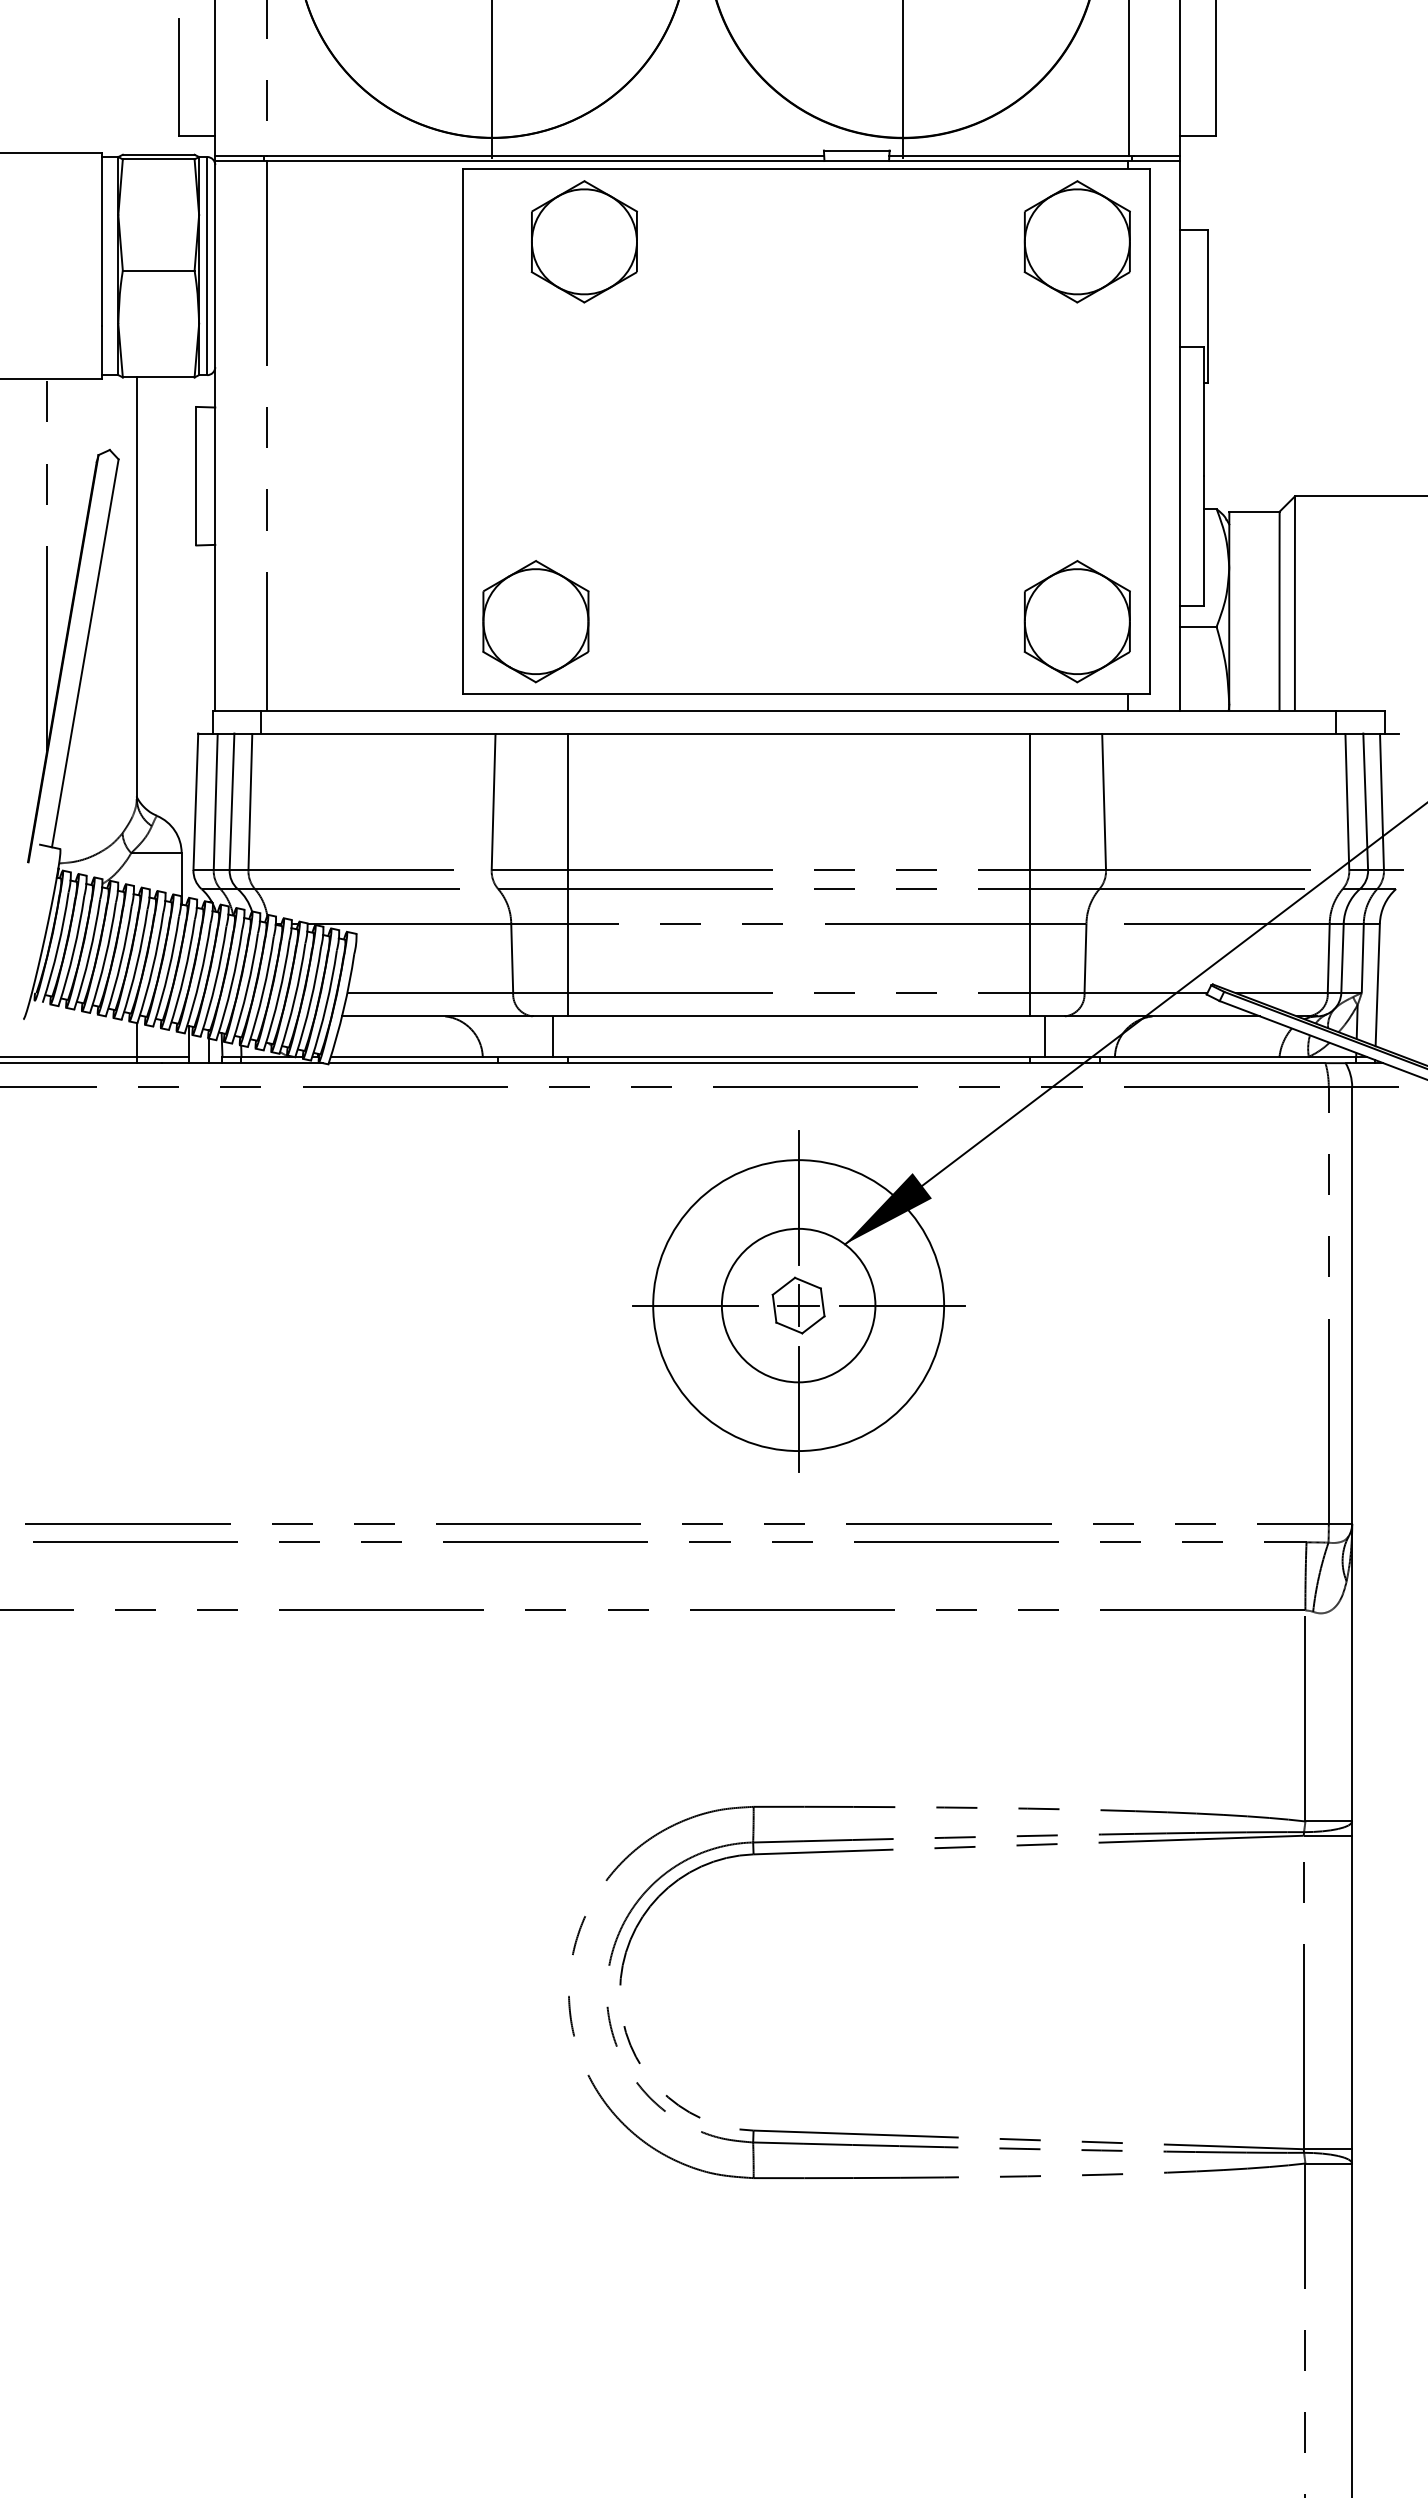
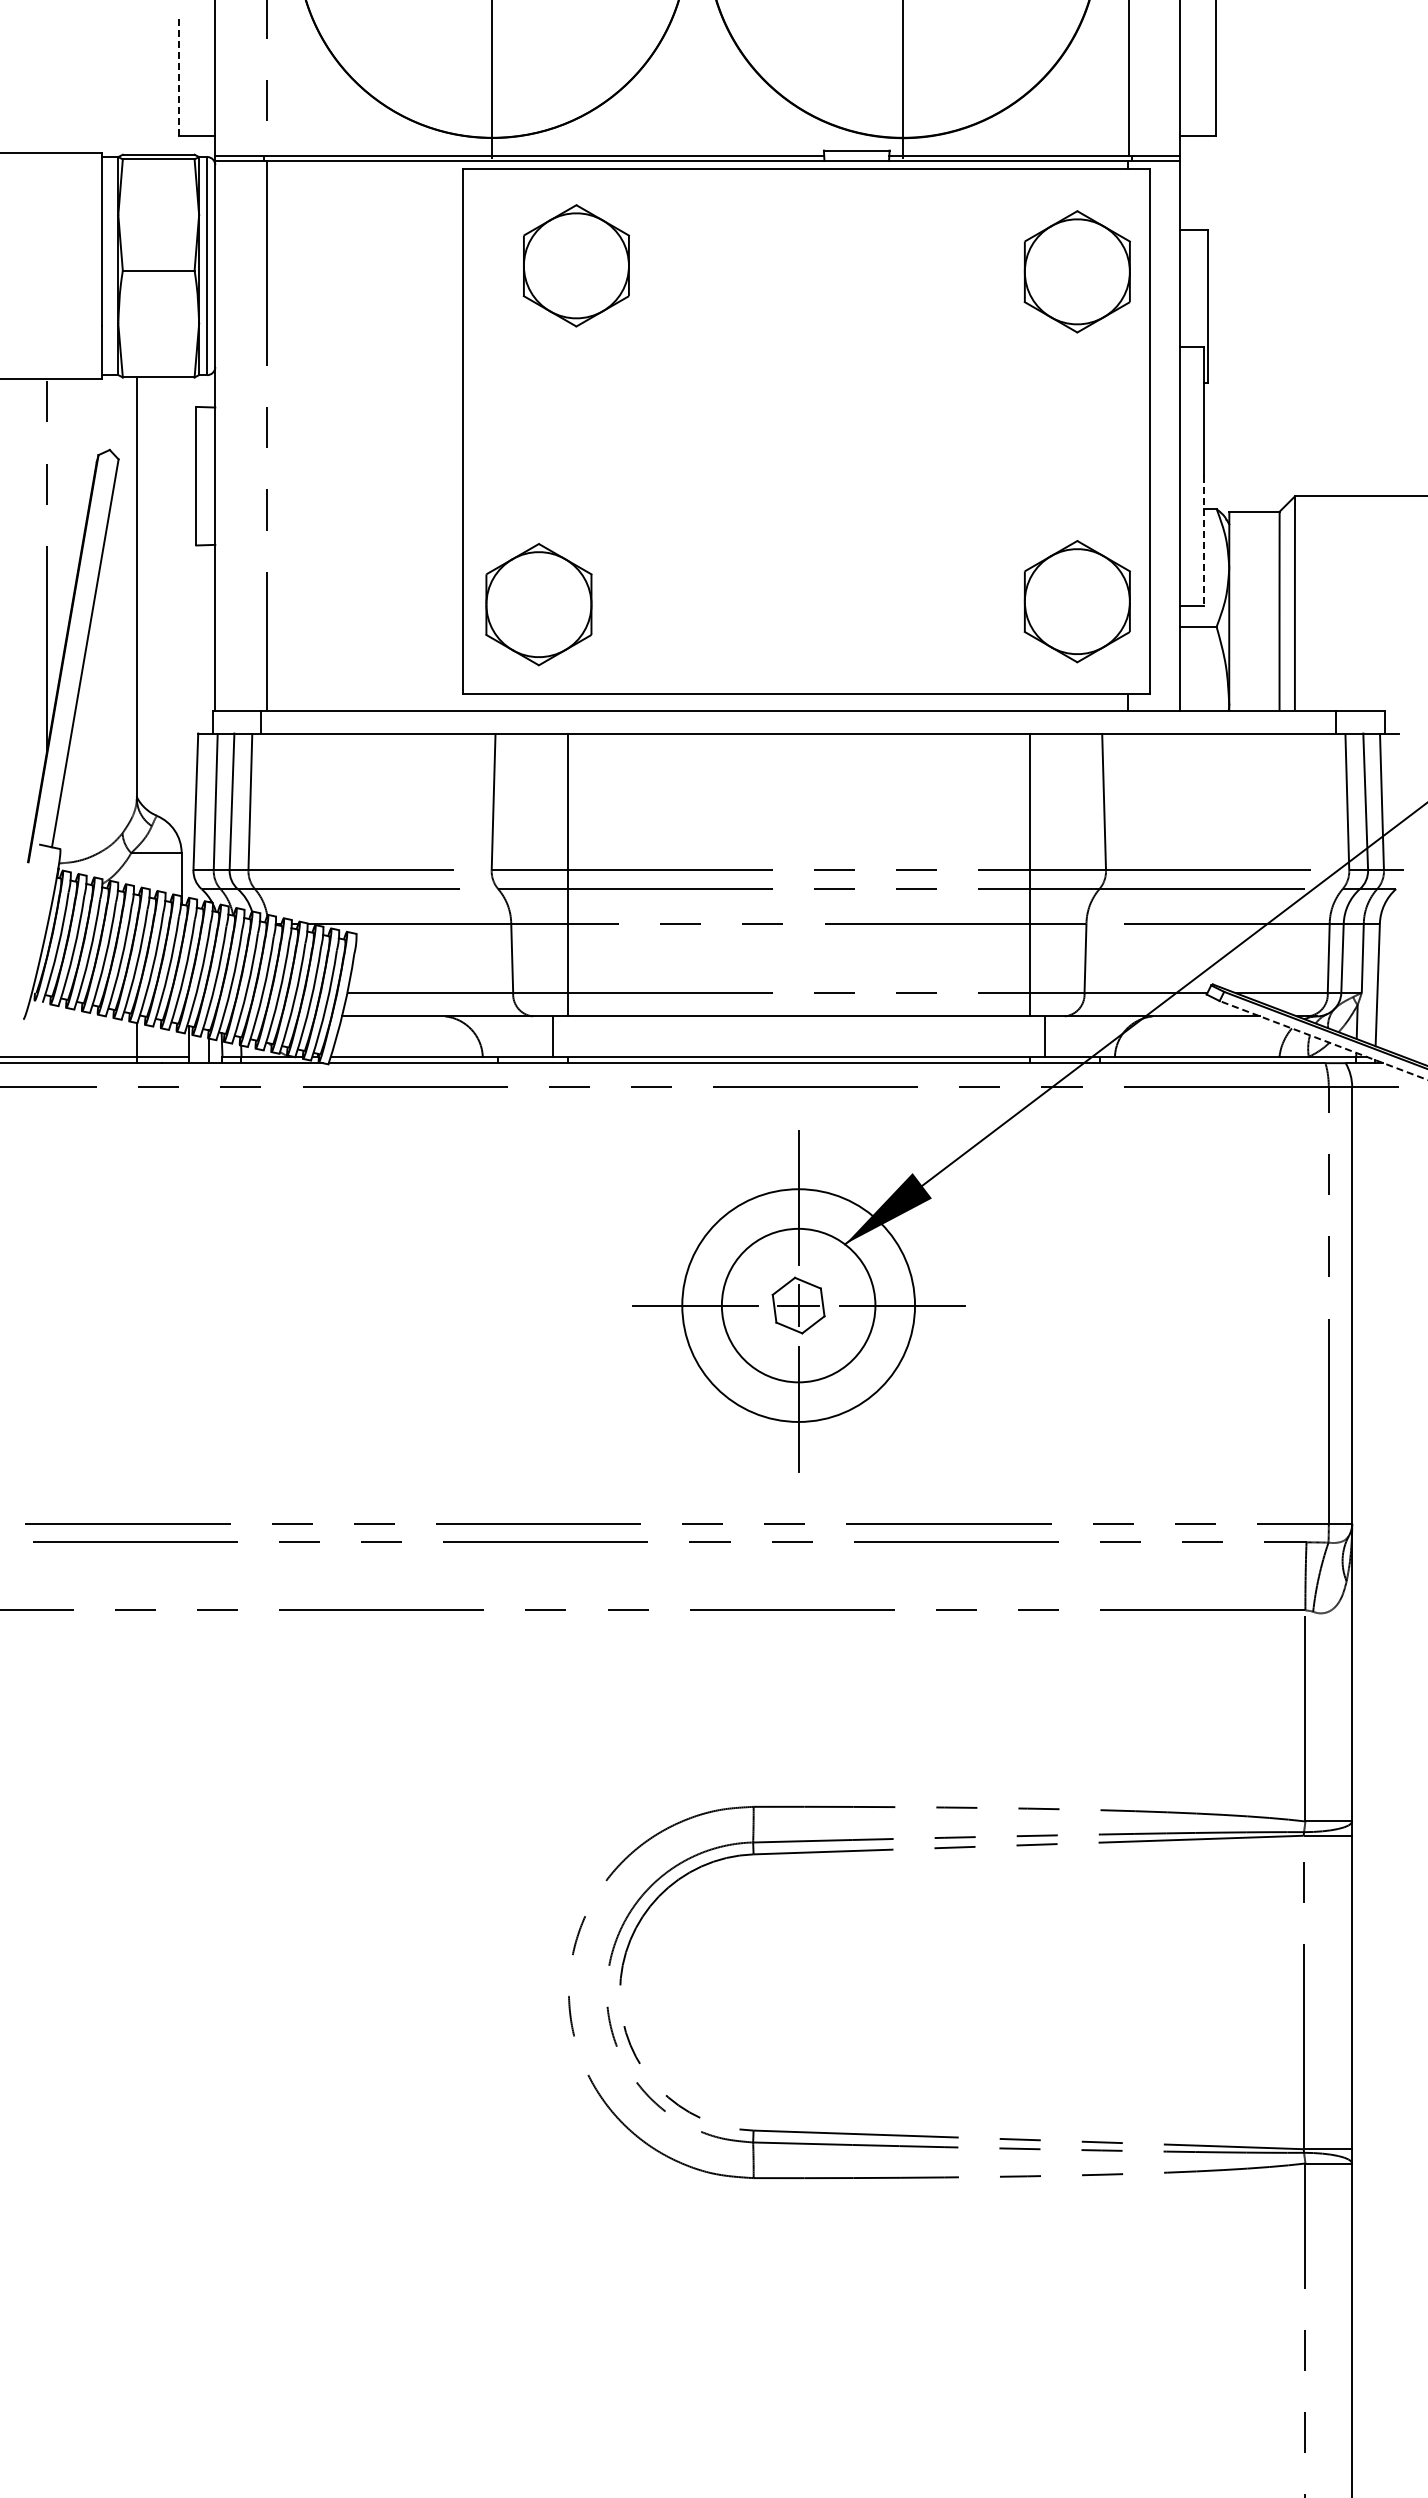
line: solid -> dashed (178, 76)
part position: (583, 241) -> (575, 265) (575, 265)
part position: (1076, 241) -> (1076, 271) (1076, 271)
line: solid -> dashed (1204, 540)
part position: (535, 621) -> (538, 604) (538, 604)
part position: (1076, 621) -> (1076, 601) (1076, 601)
line: solid -> dashed (1323, 1040)
circle diameter: 291 px -> 233 px (798, 1305)
